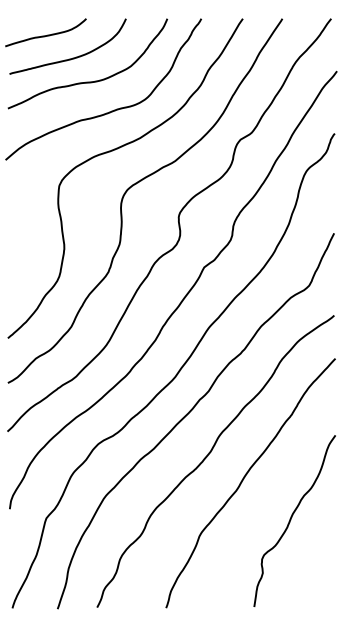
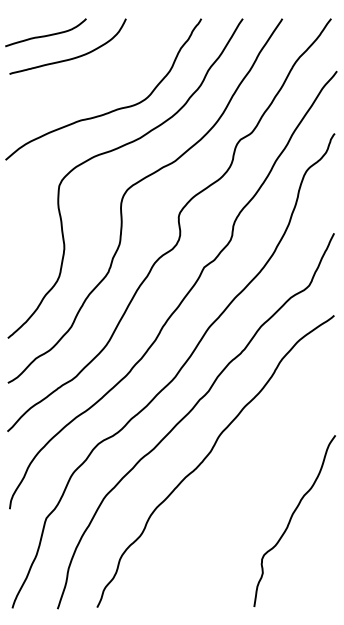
curve: present -> none (87, 81)
curve: present -> none (244, 479)
